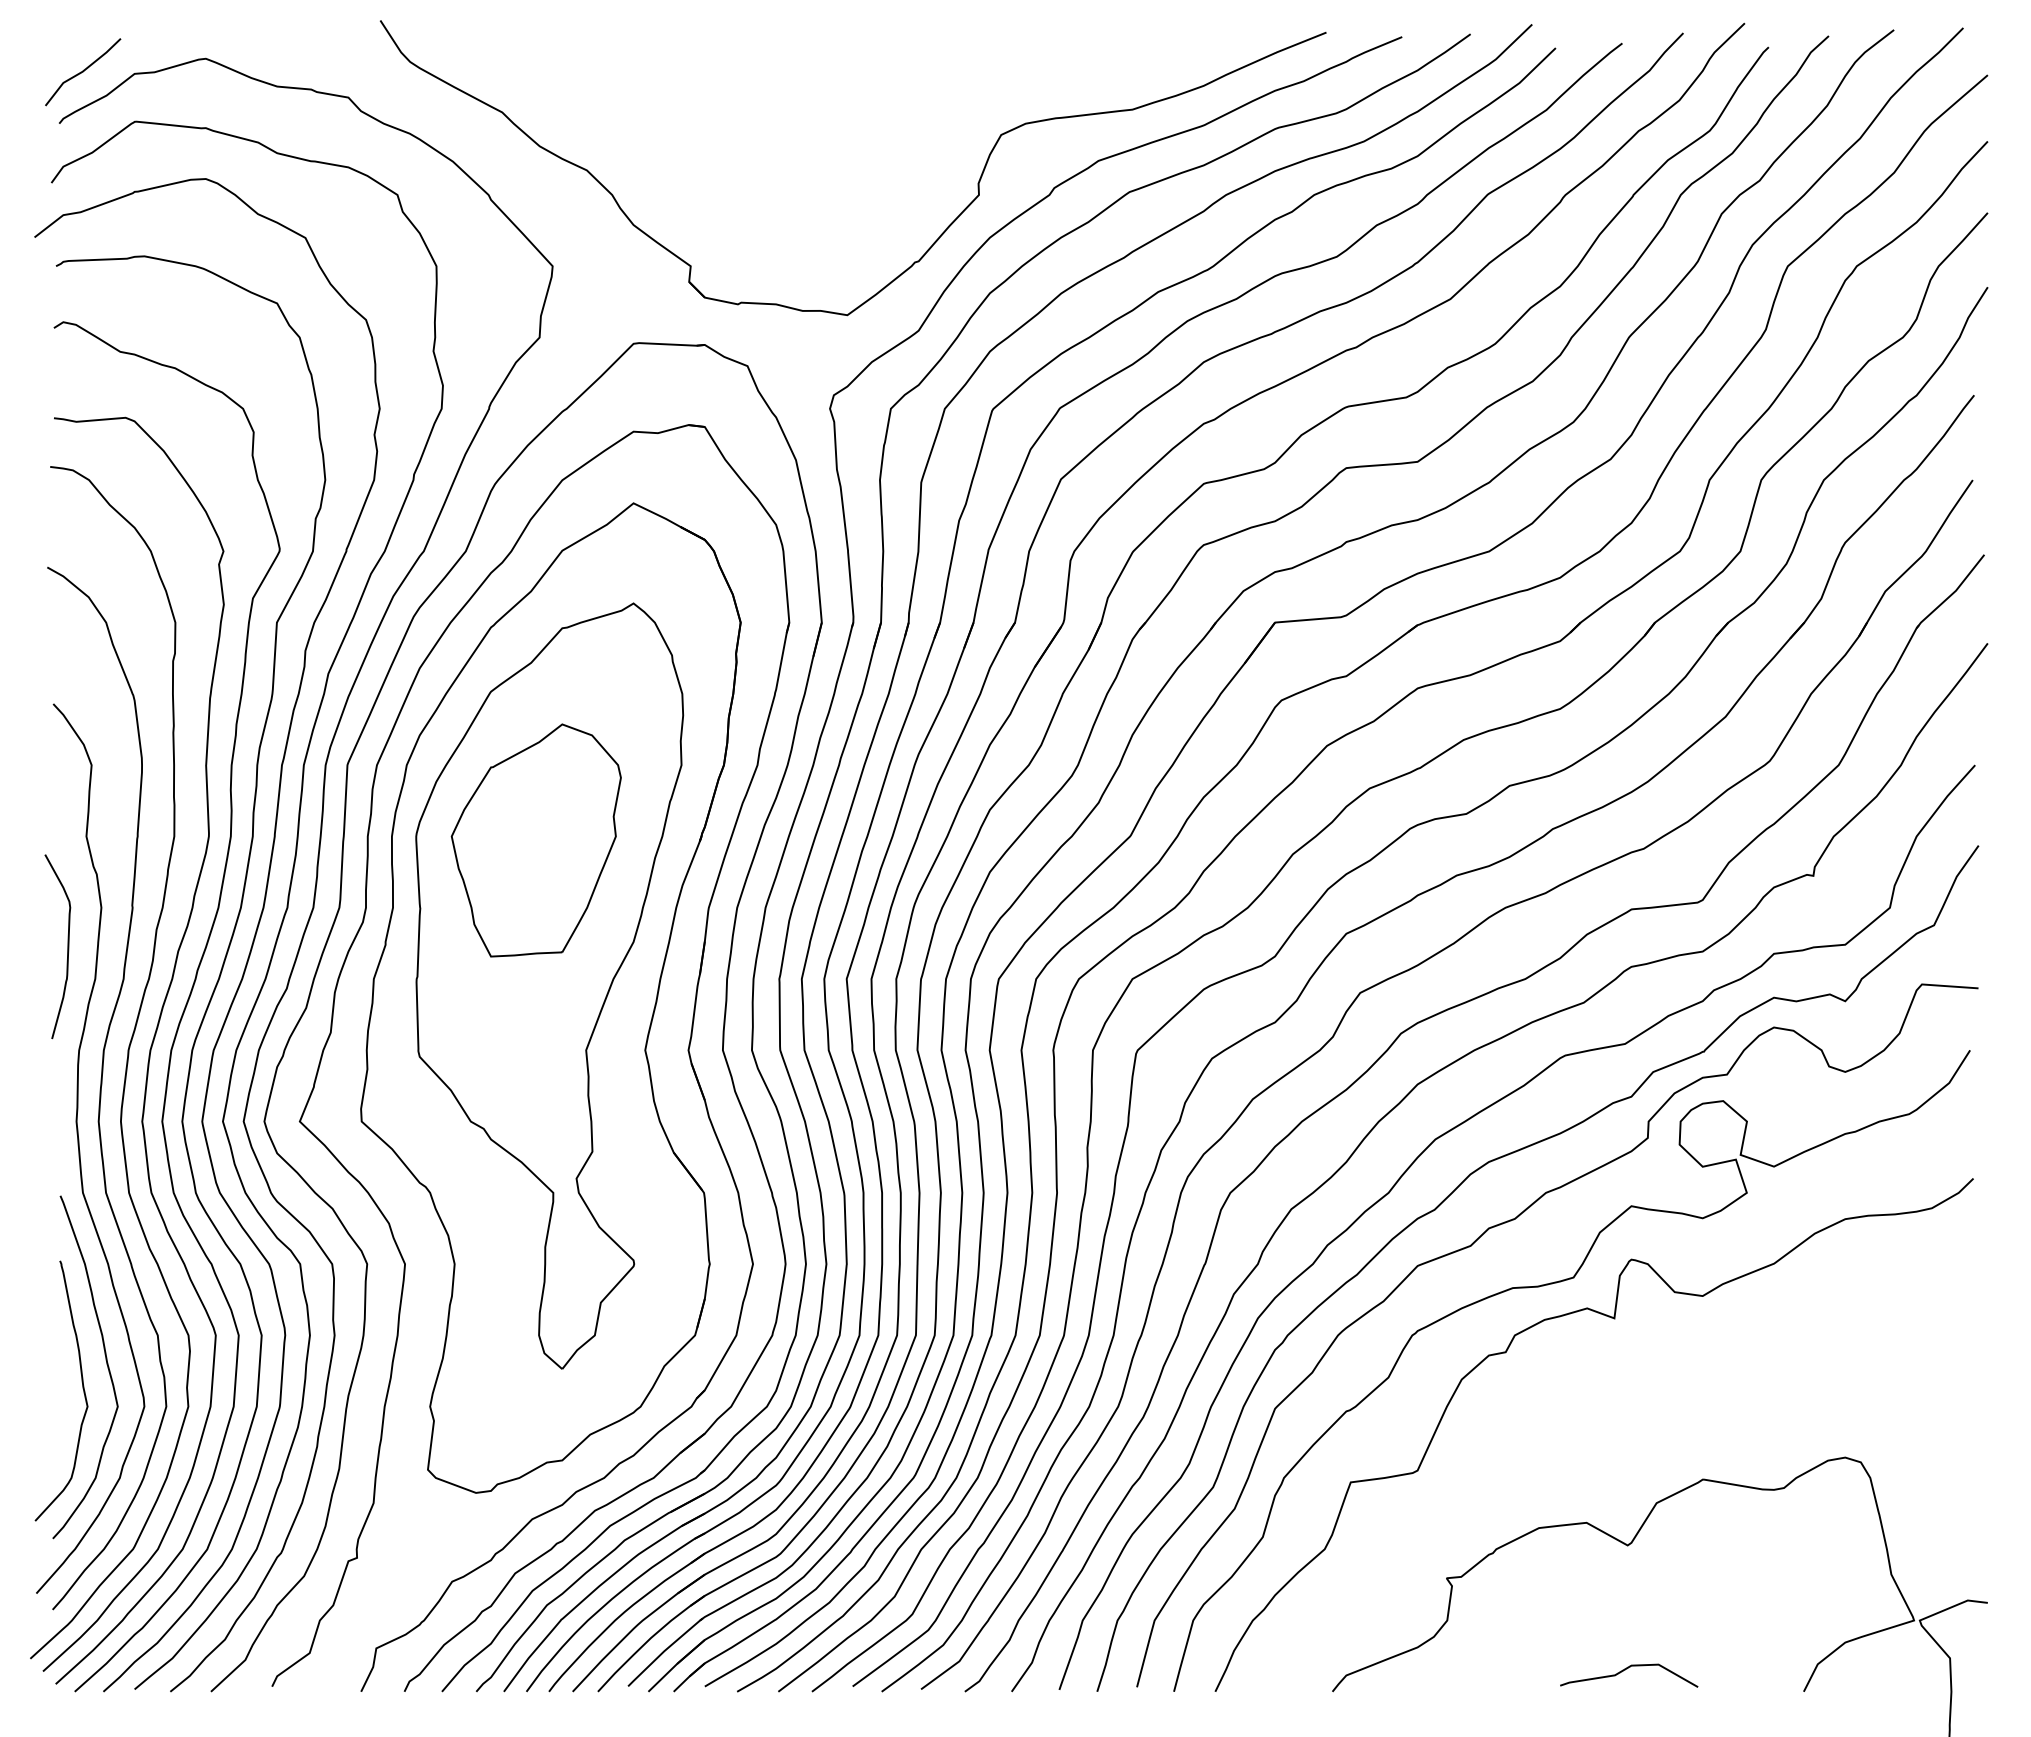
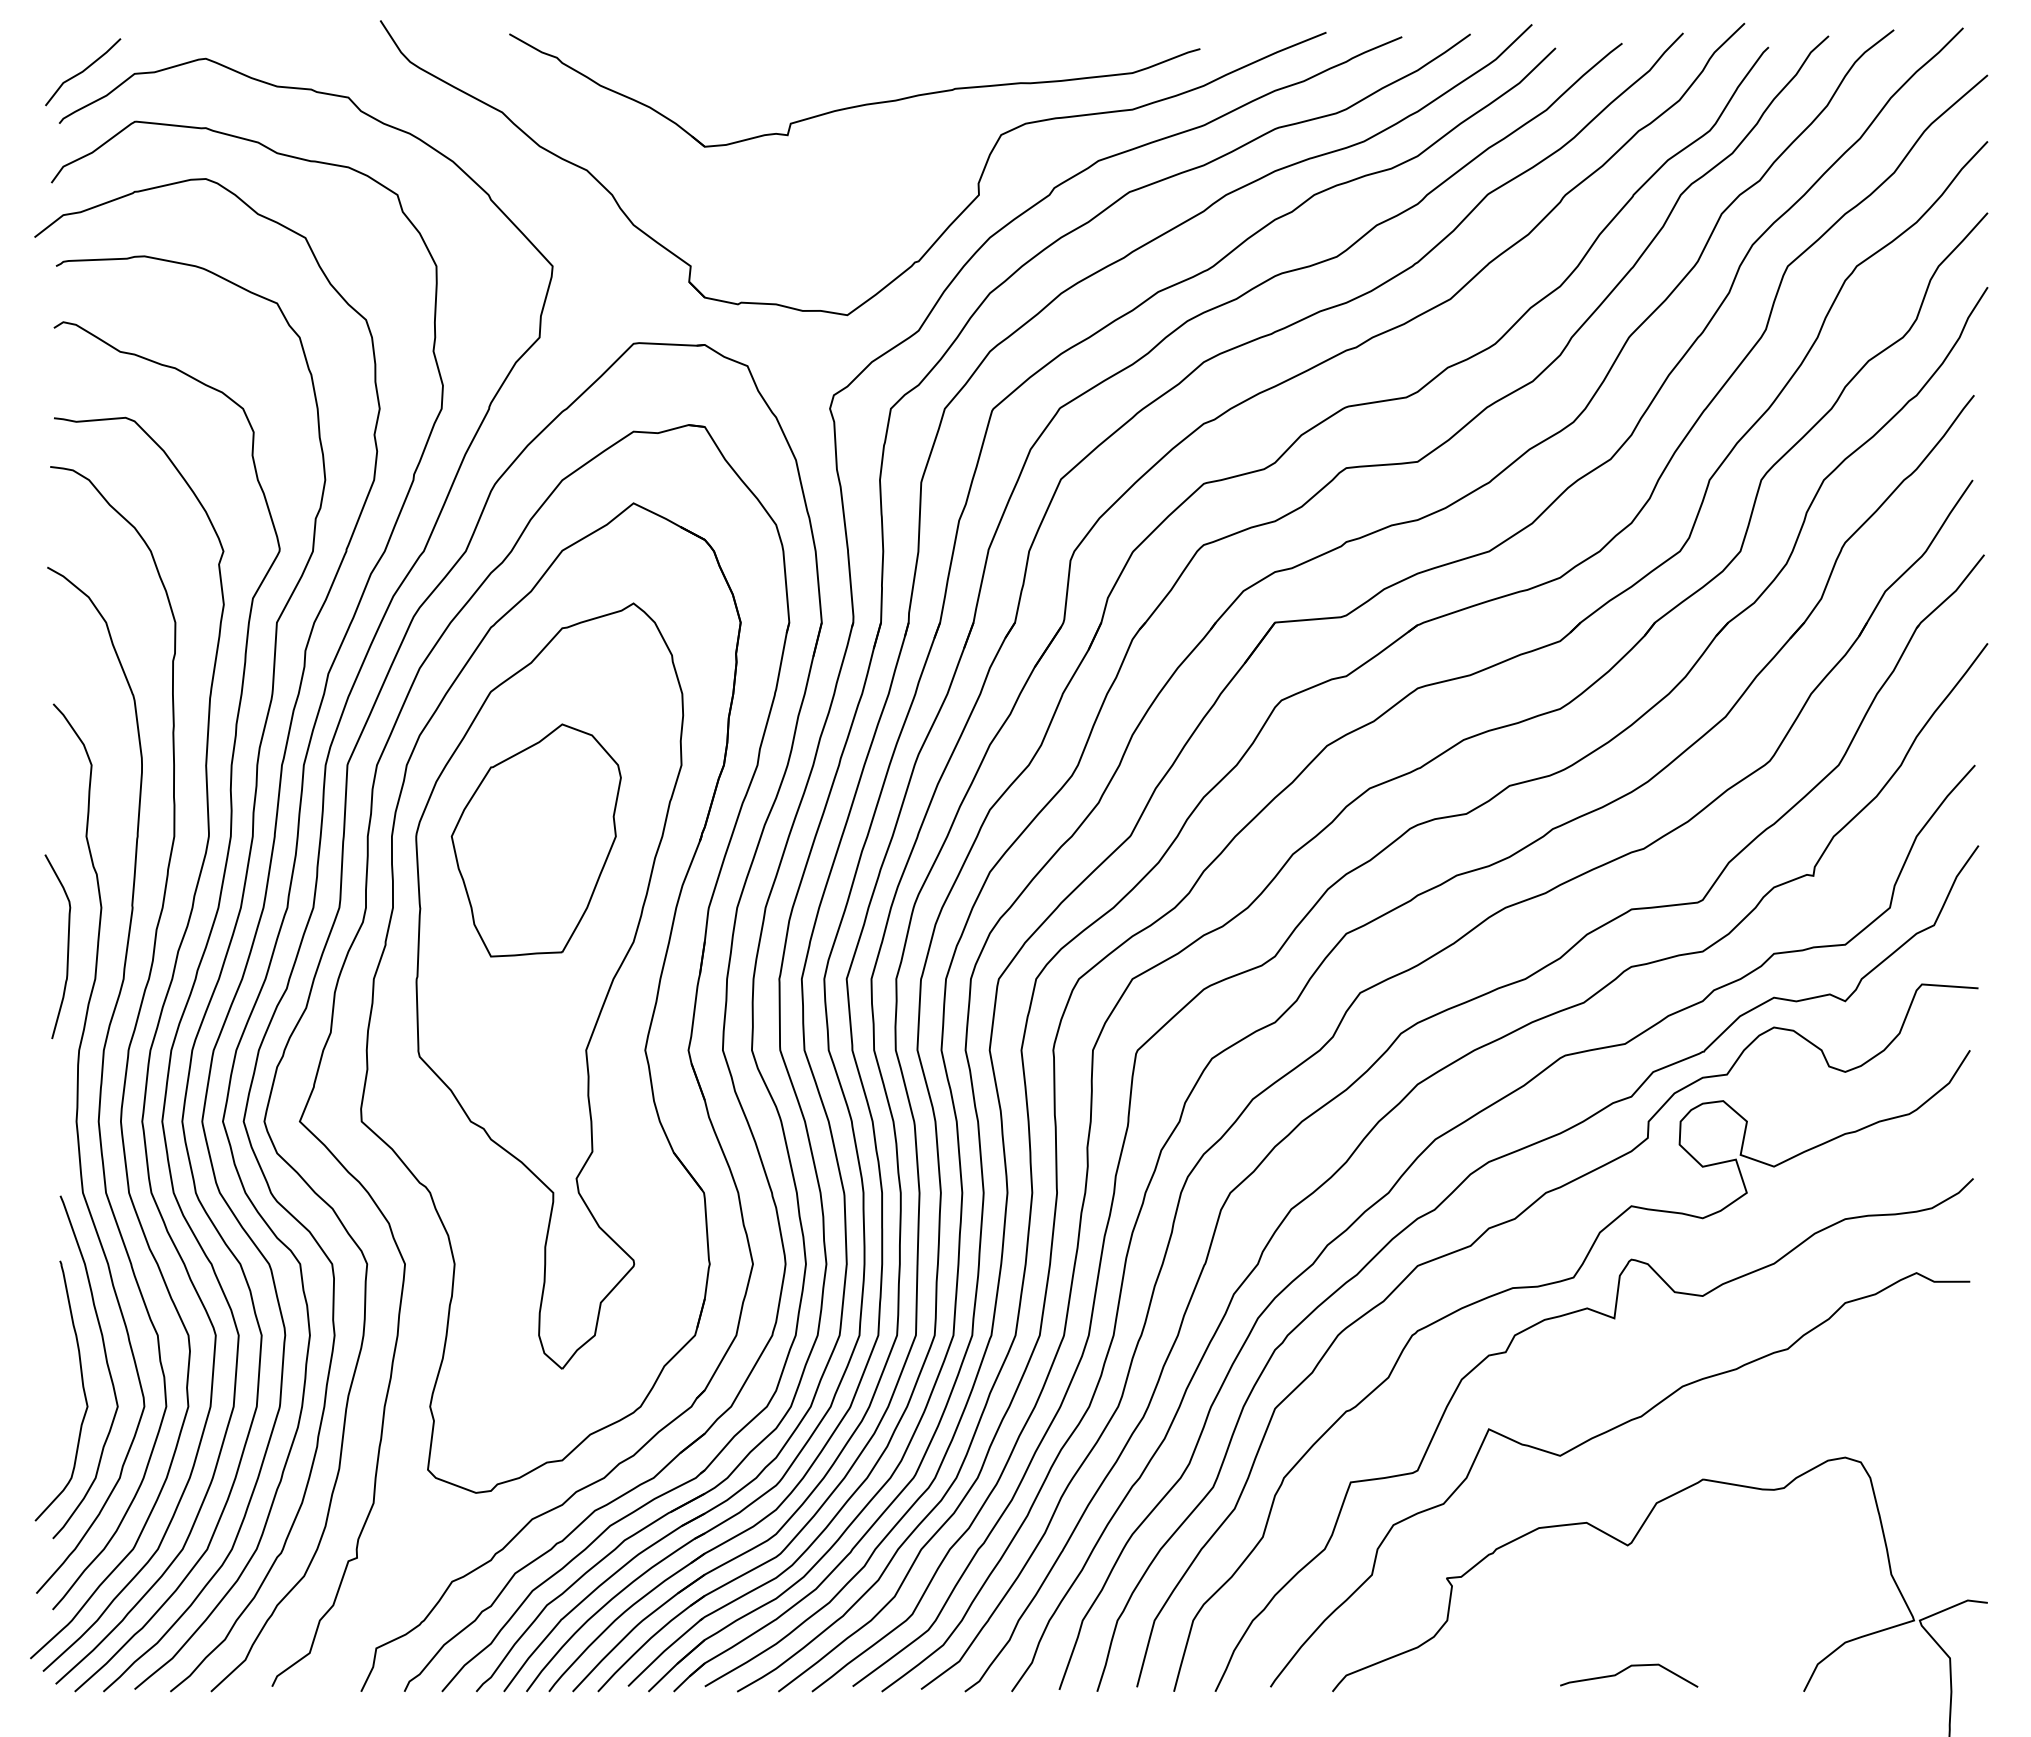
part: none -> present (855, 105)
curve: none -> present (1599, 1436)
